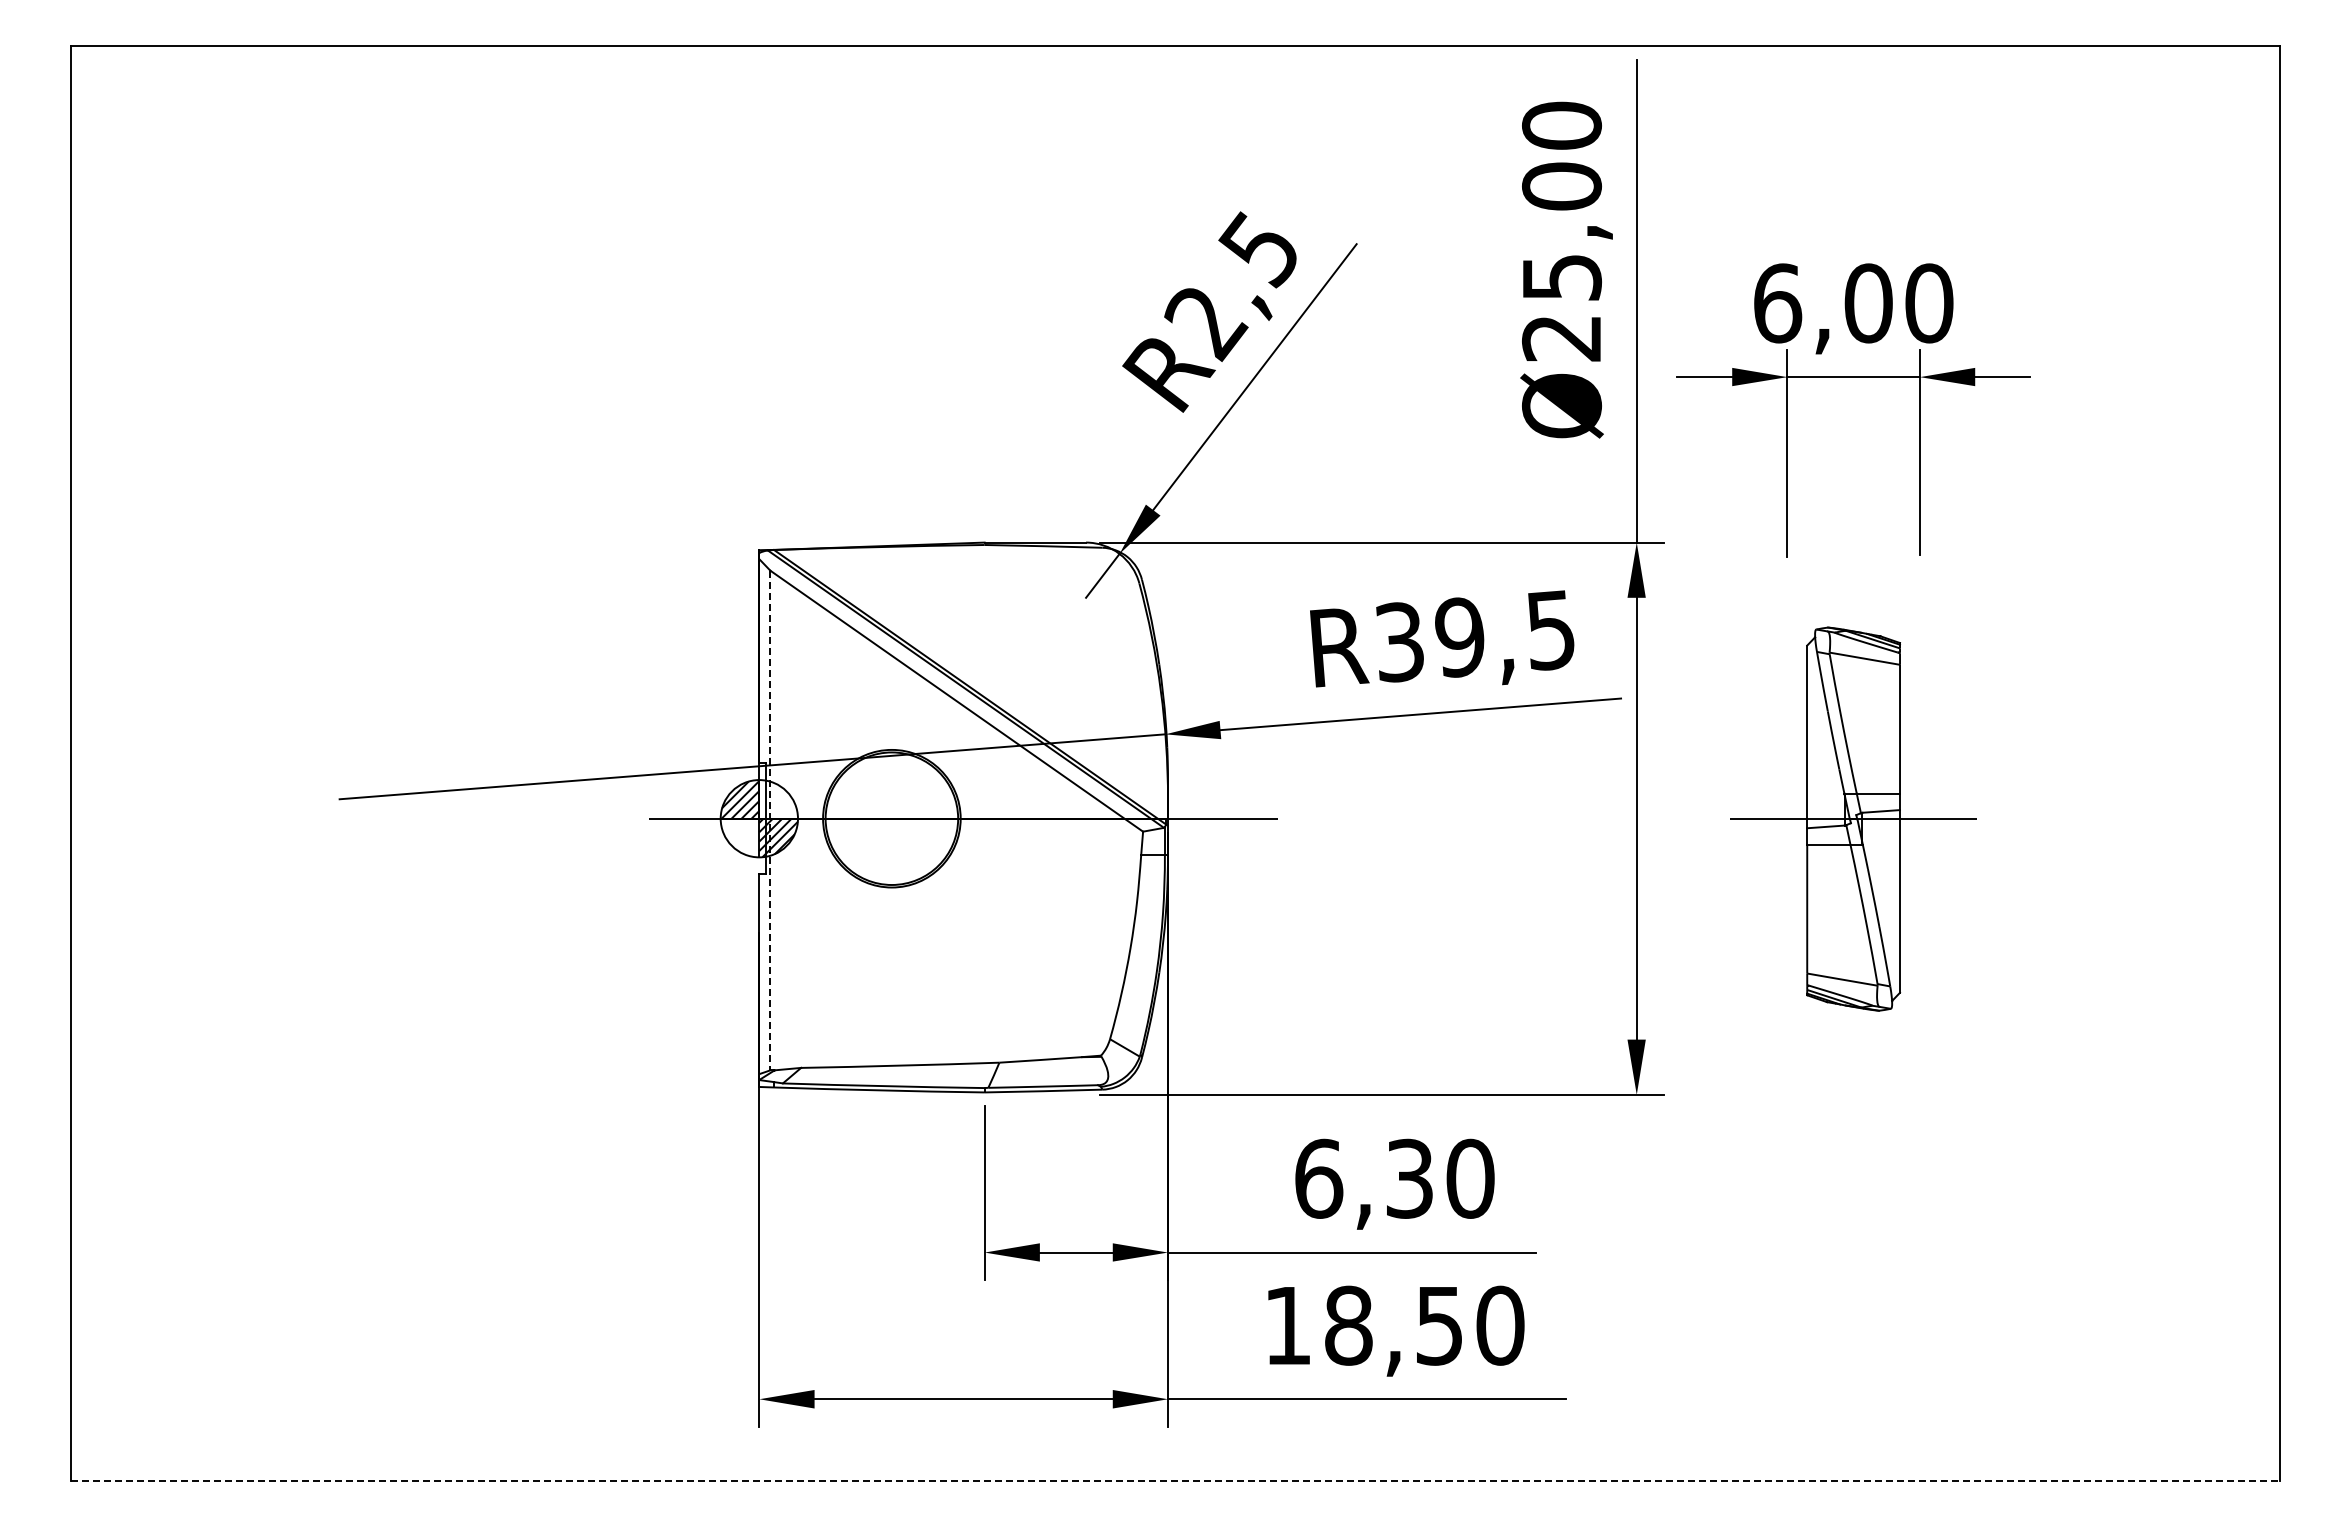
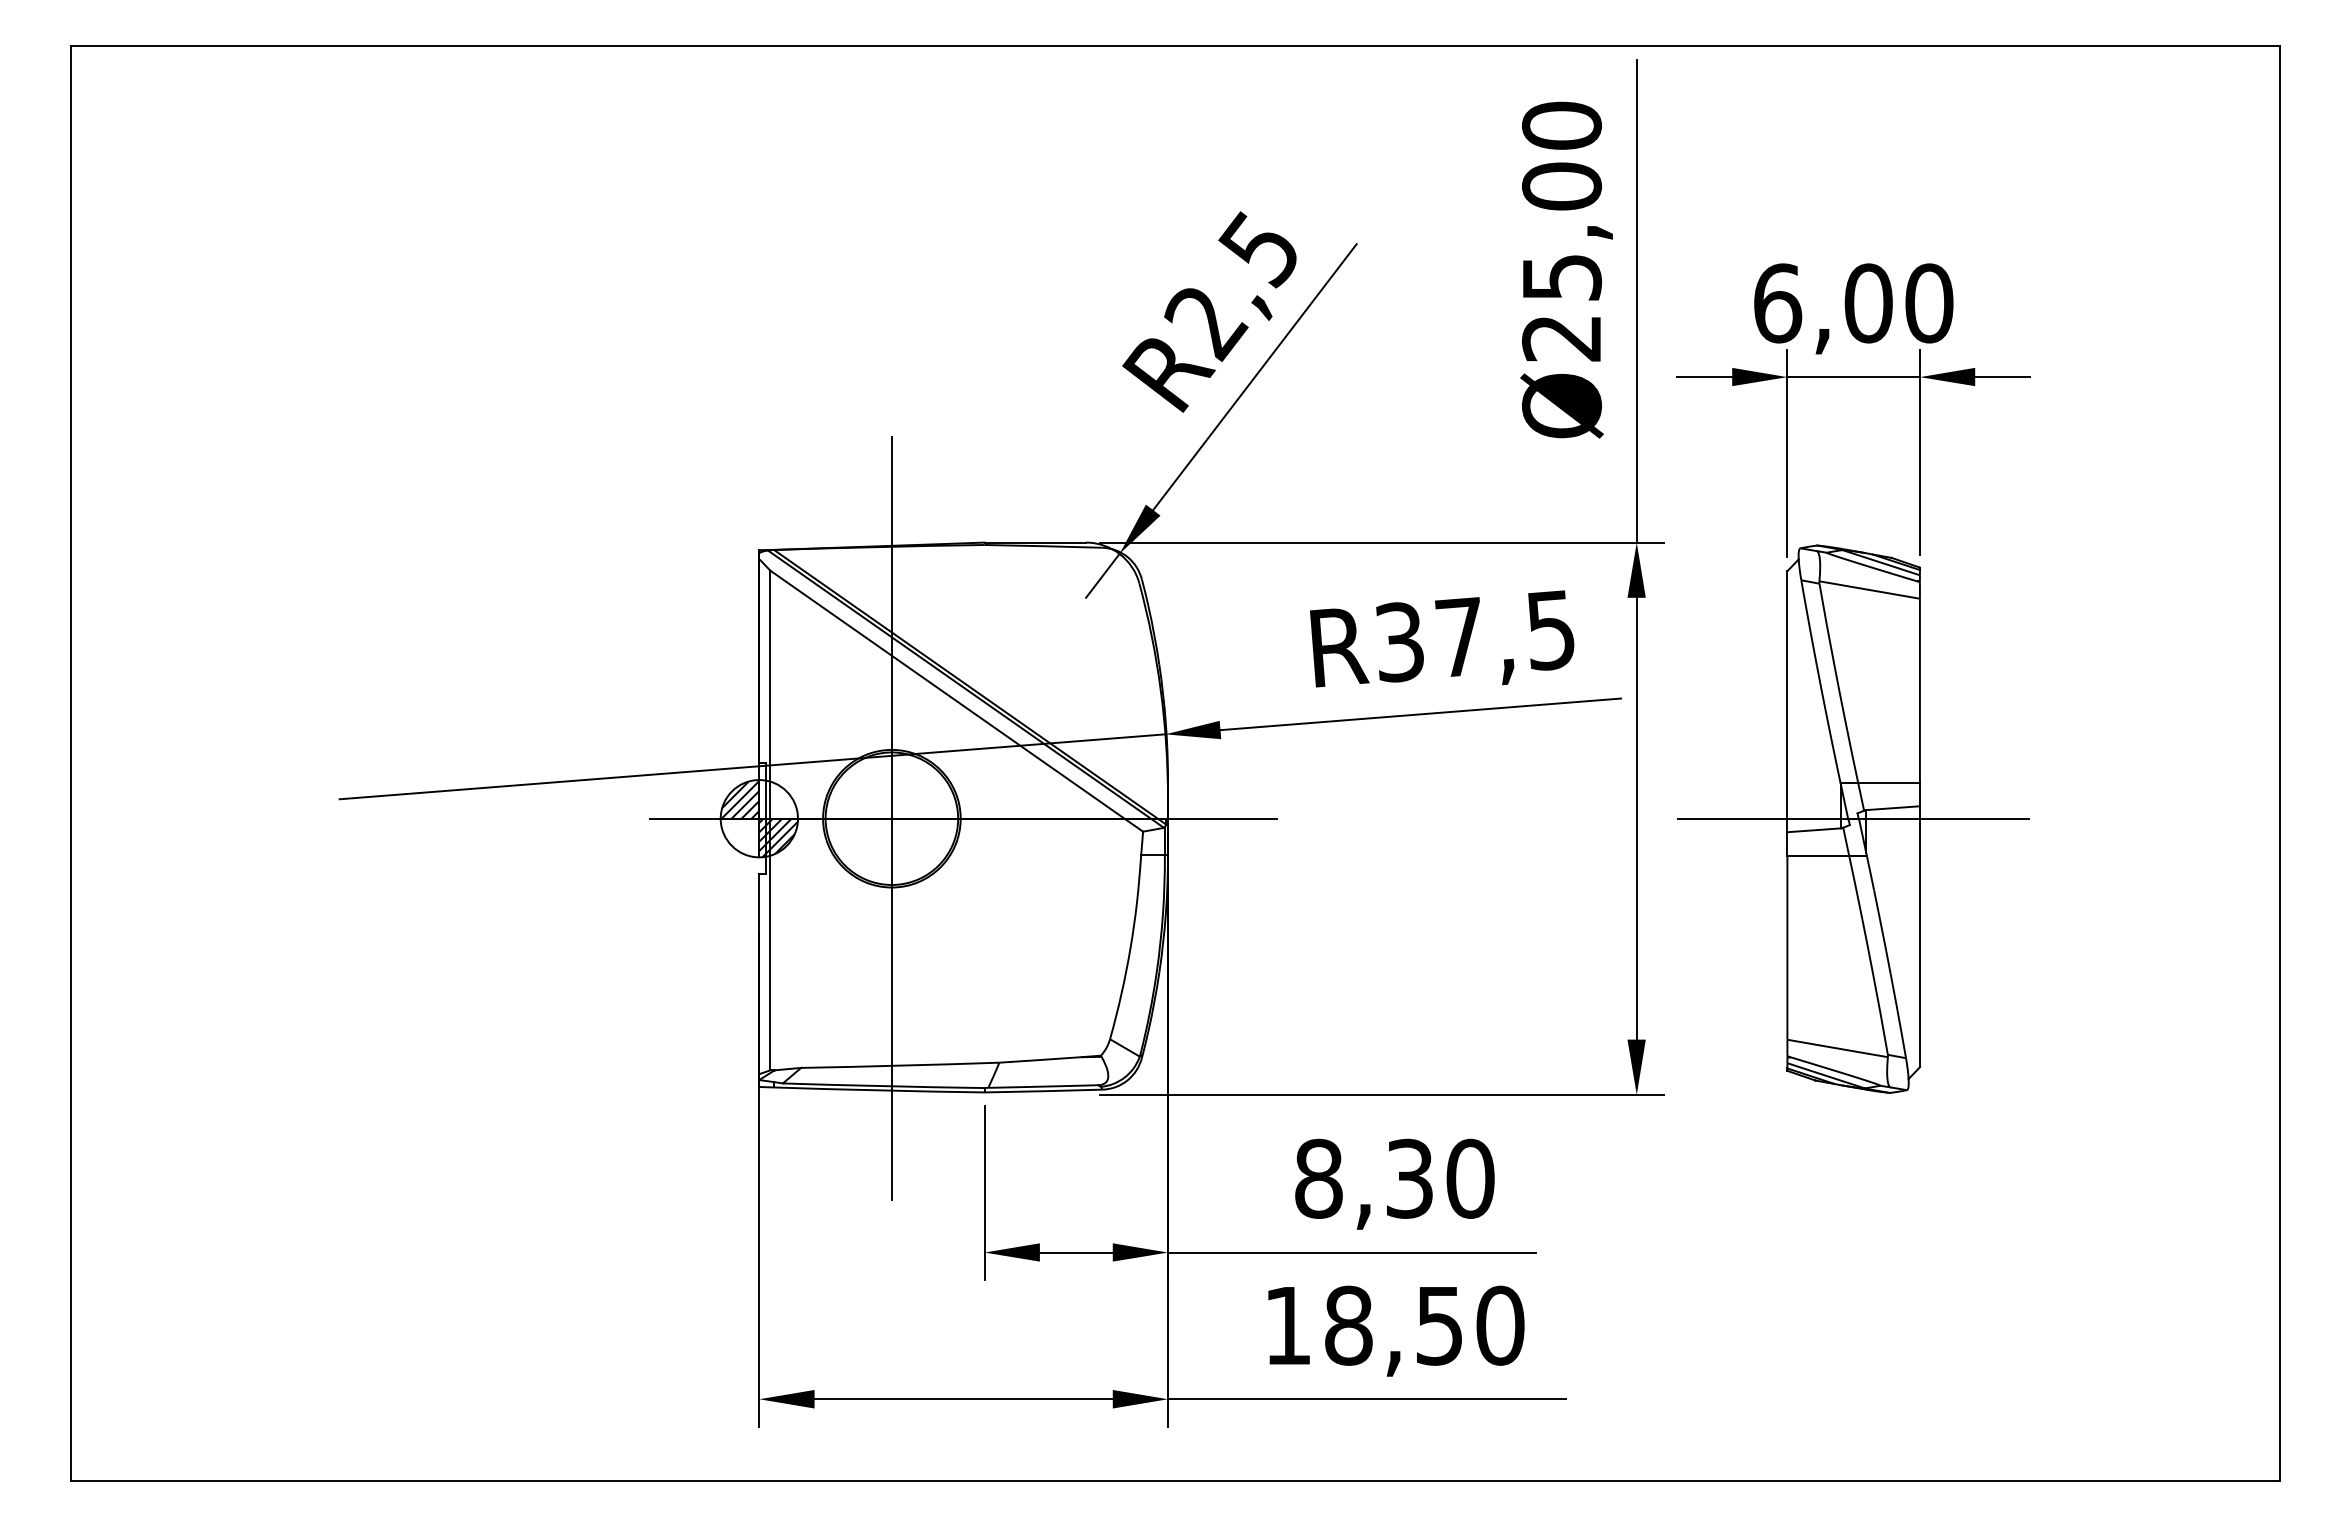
text: R39,5 -> R37,5 (1459, 637)
line: none -> present (891, 818)
part size: 247x386 px -> 353x550 px (1853, 818)
line: dashed -> solid (770, 820)
text: 6,30 -> 8,30 (1319, 1178)
line: dashed -> solid (1175, 1481)
